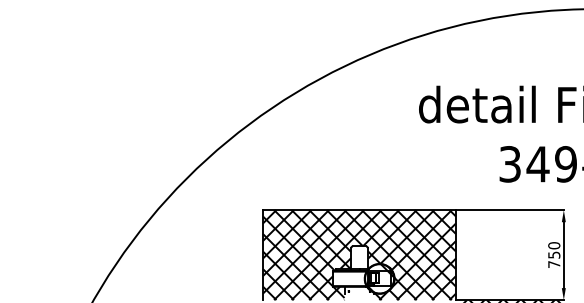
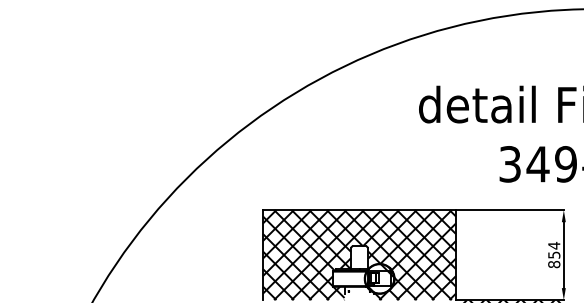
text: 750 -> 854 (554, 254)
